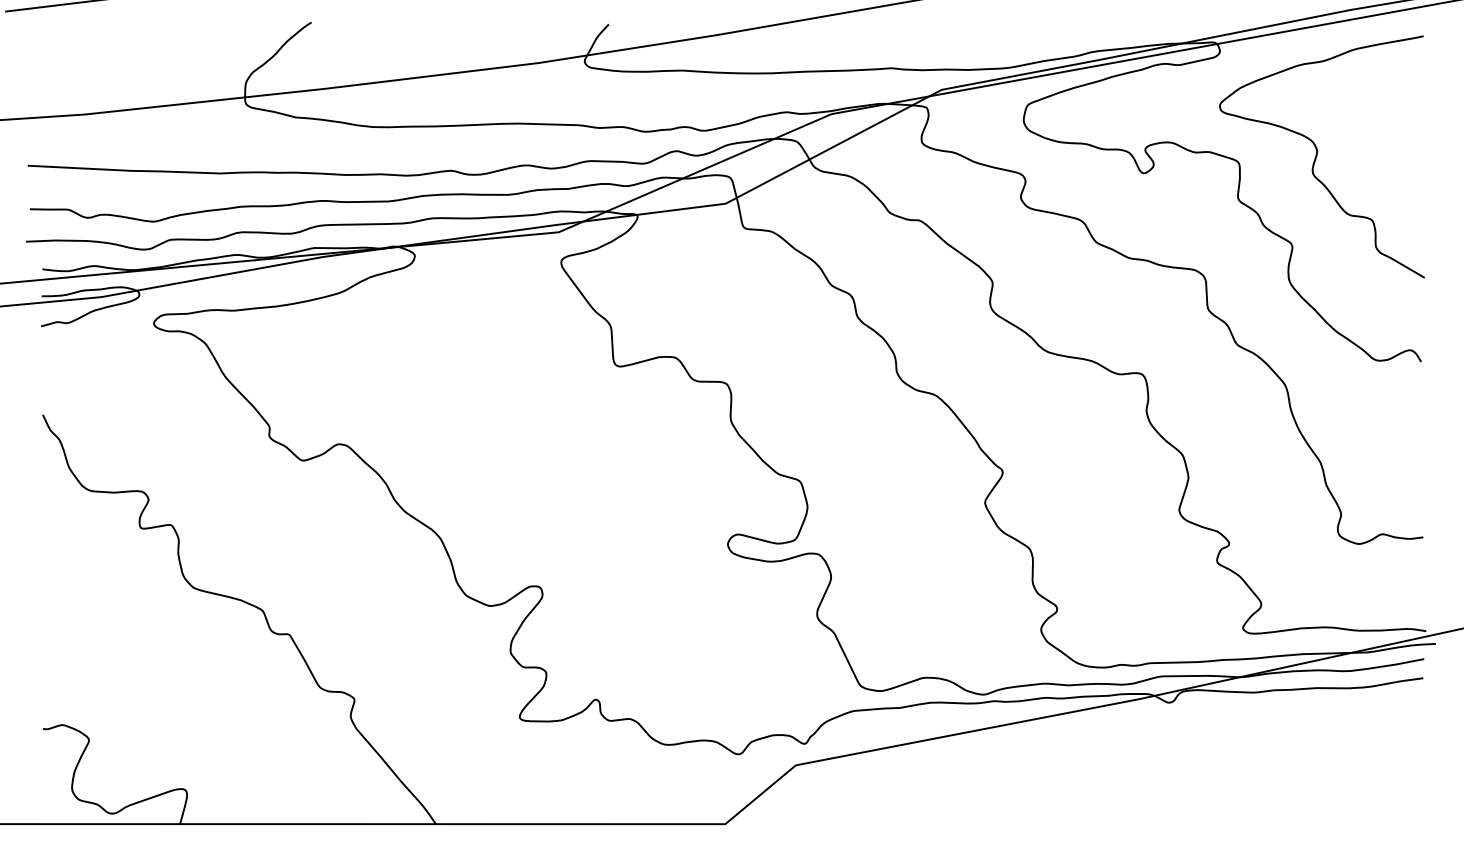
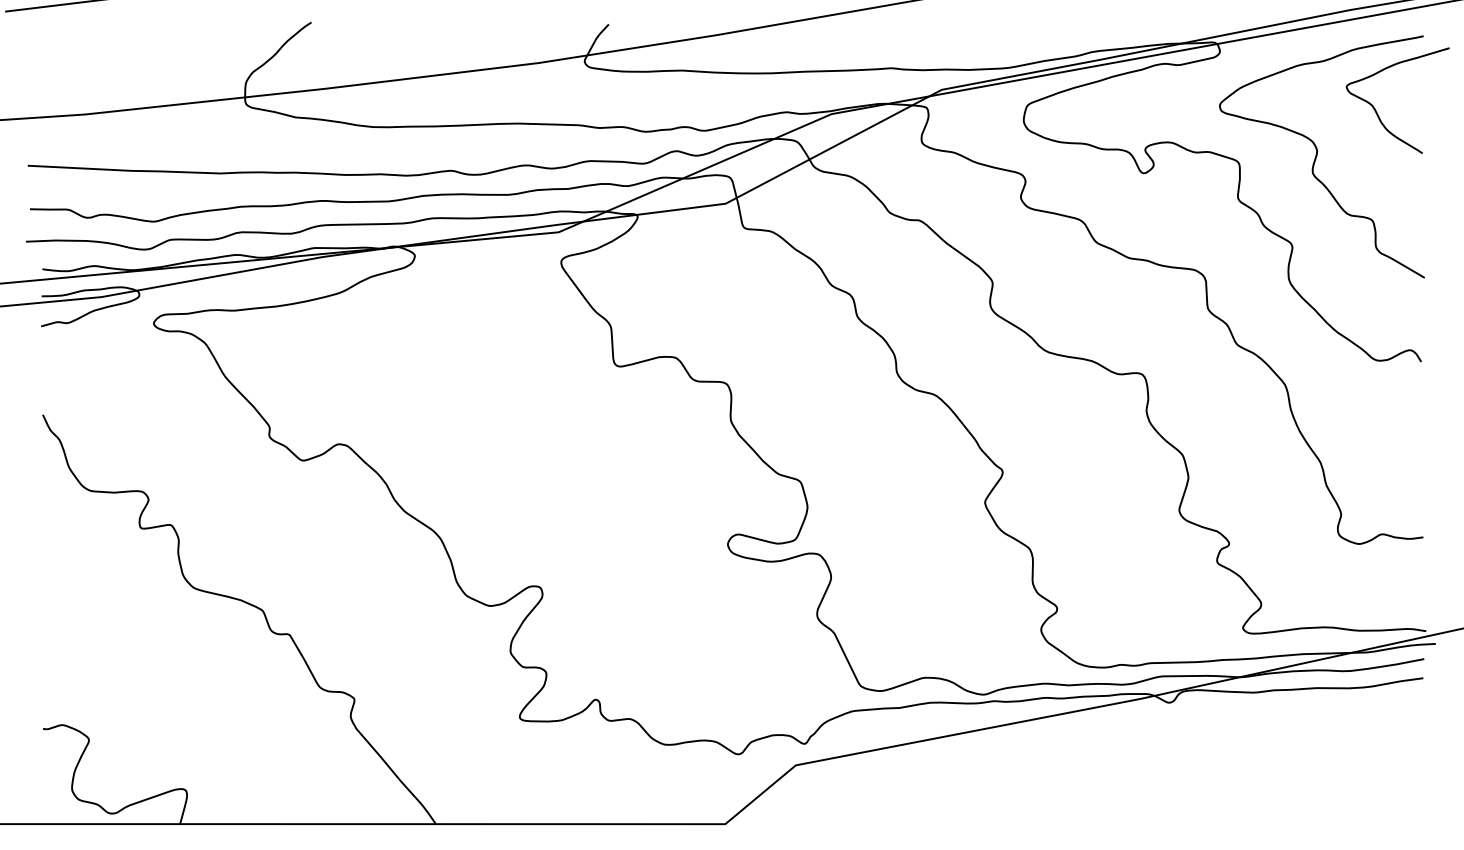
curve: none -> present (1376, 110)
